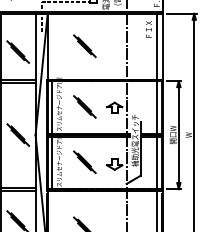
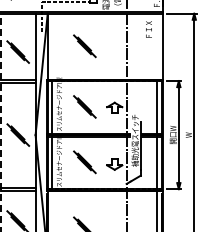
line: present -> none (156, 46)
line: solid -> dashed (1, 122)
